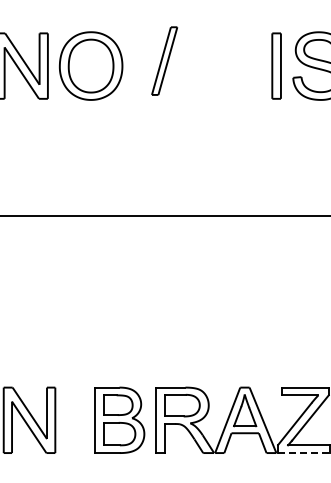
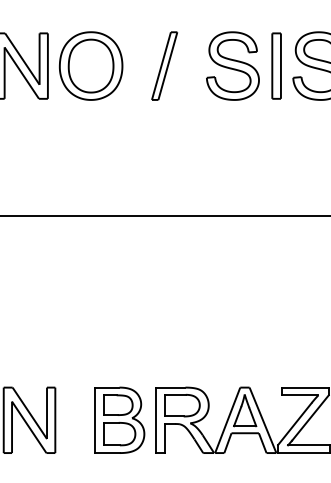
part position: (164, 60) -> (164, 65) (164, 65)
part: none -> present (232, 65)
line: dashed -> solid (303, 453)
